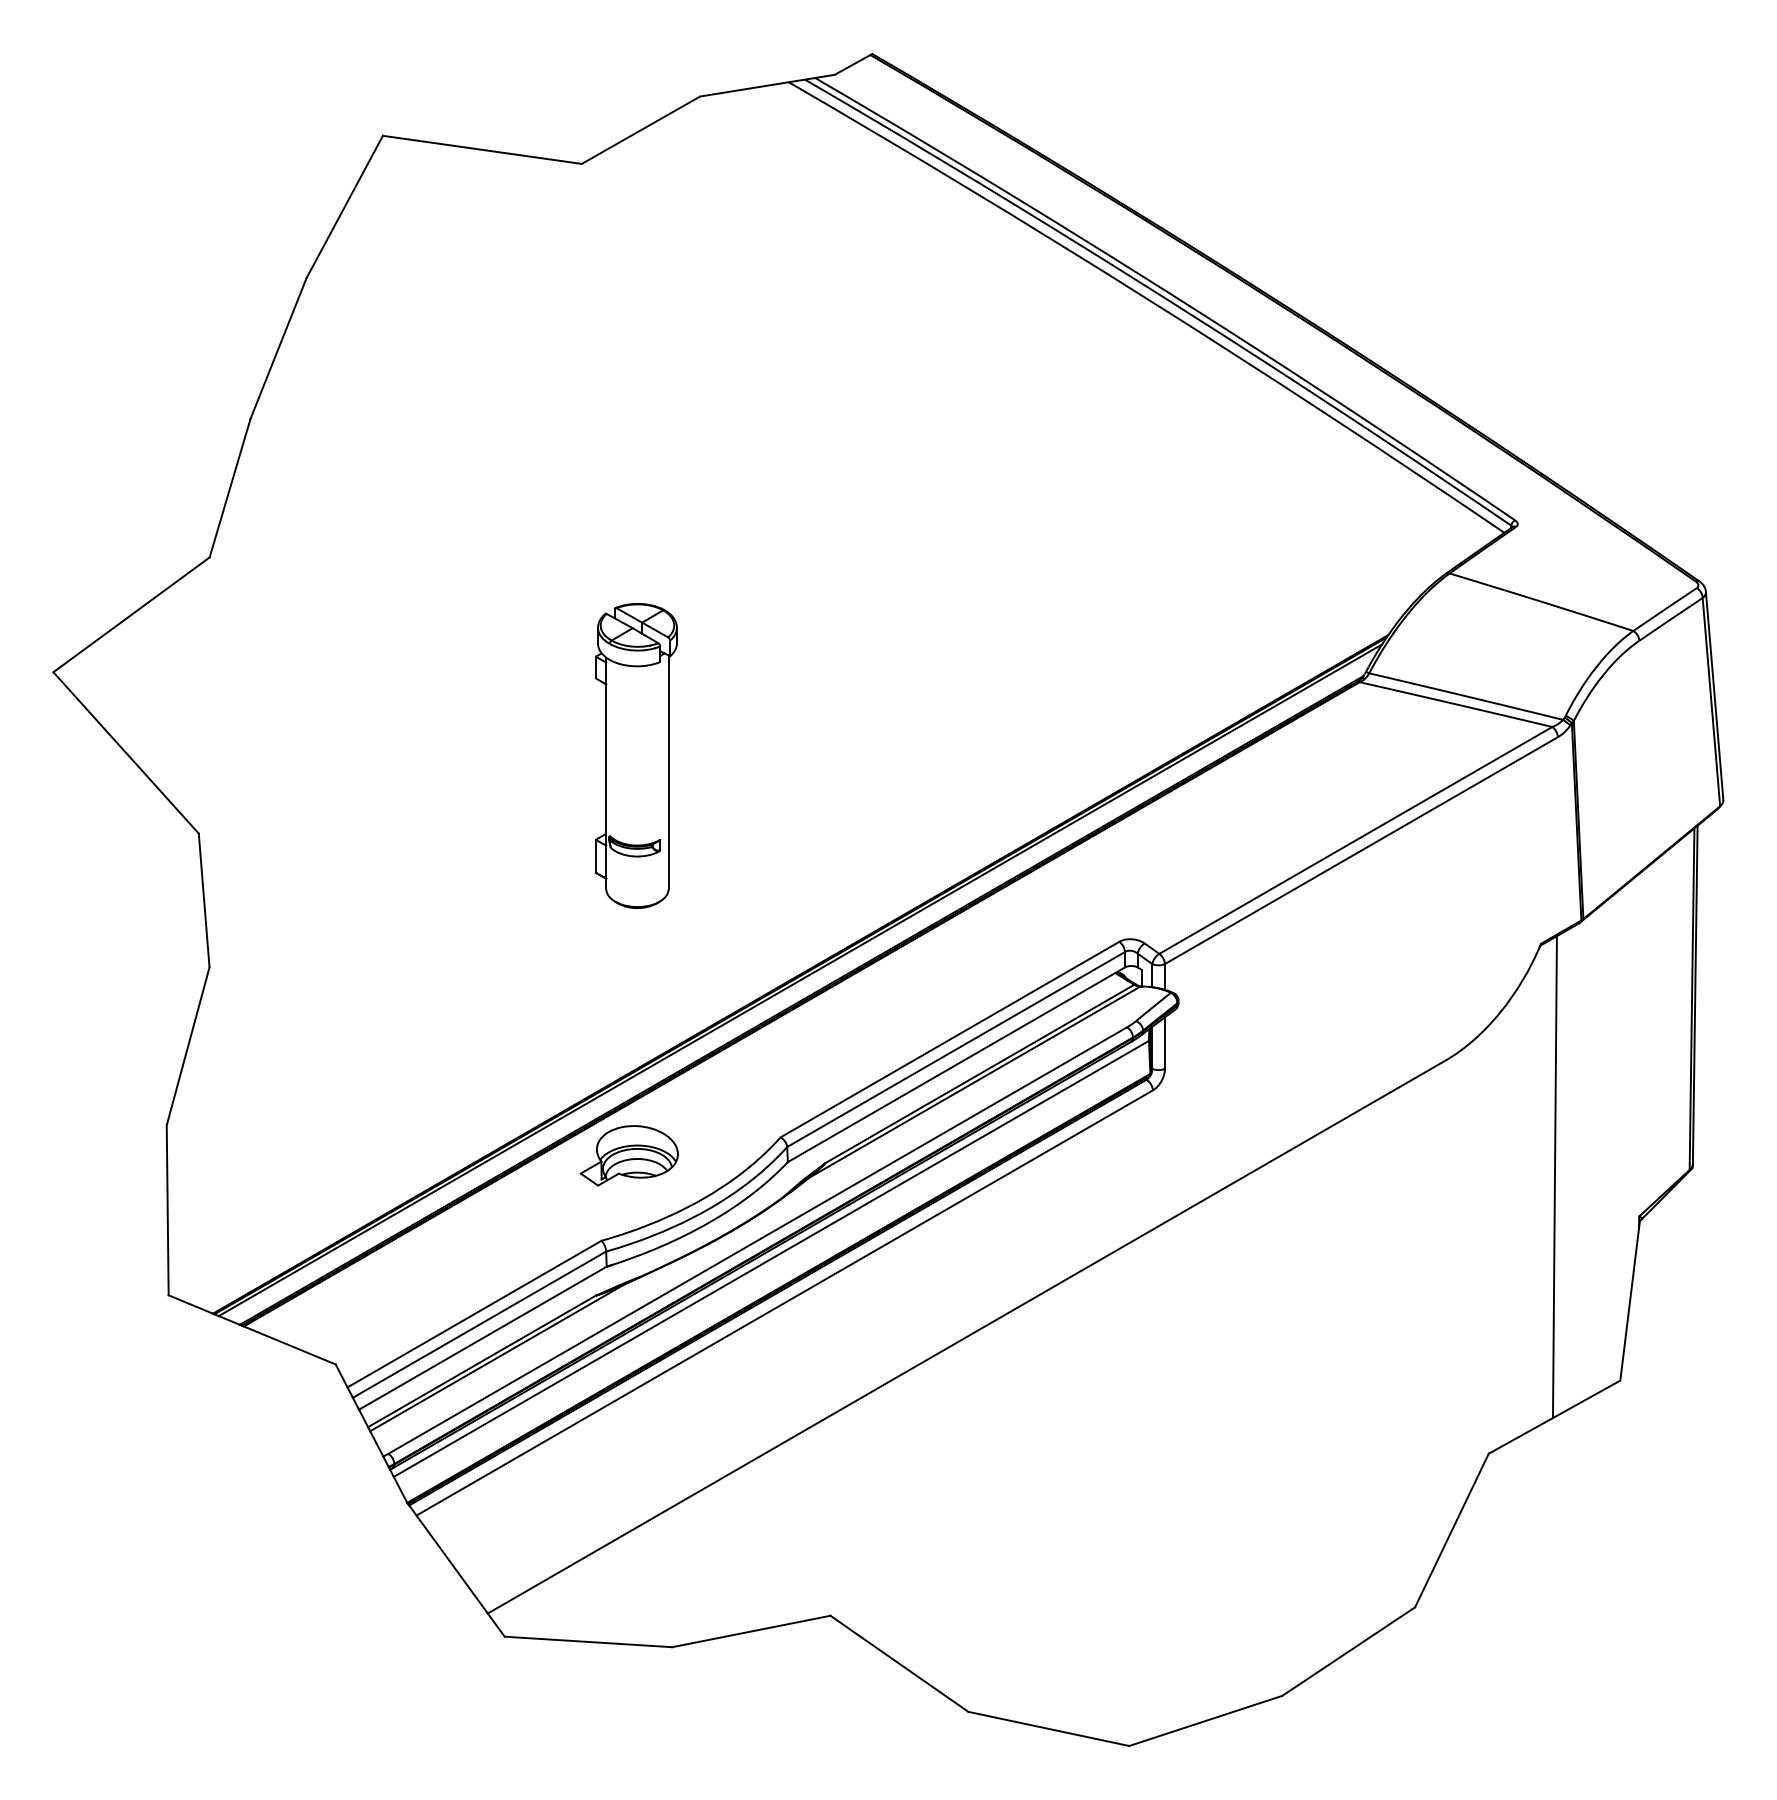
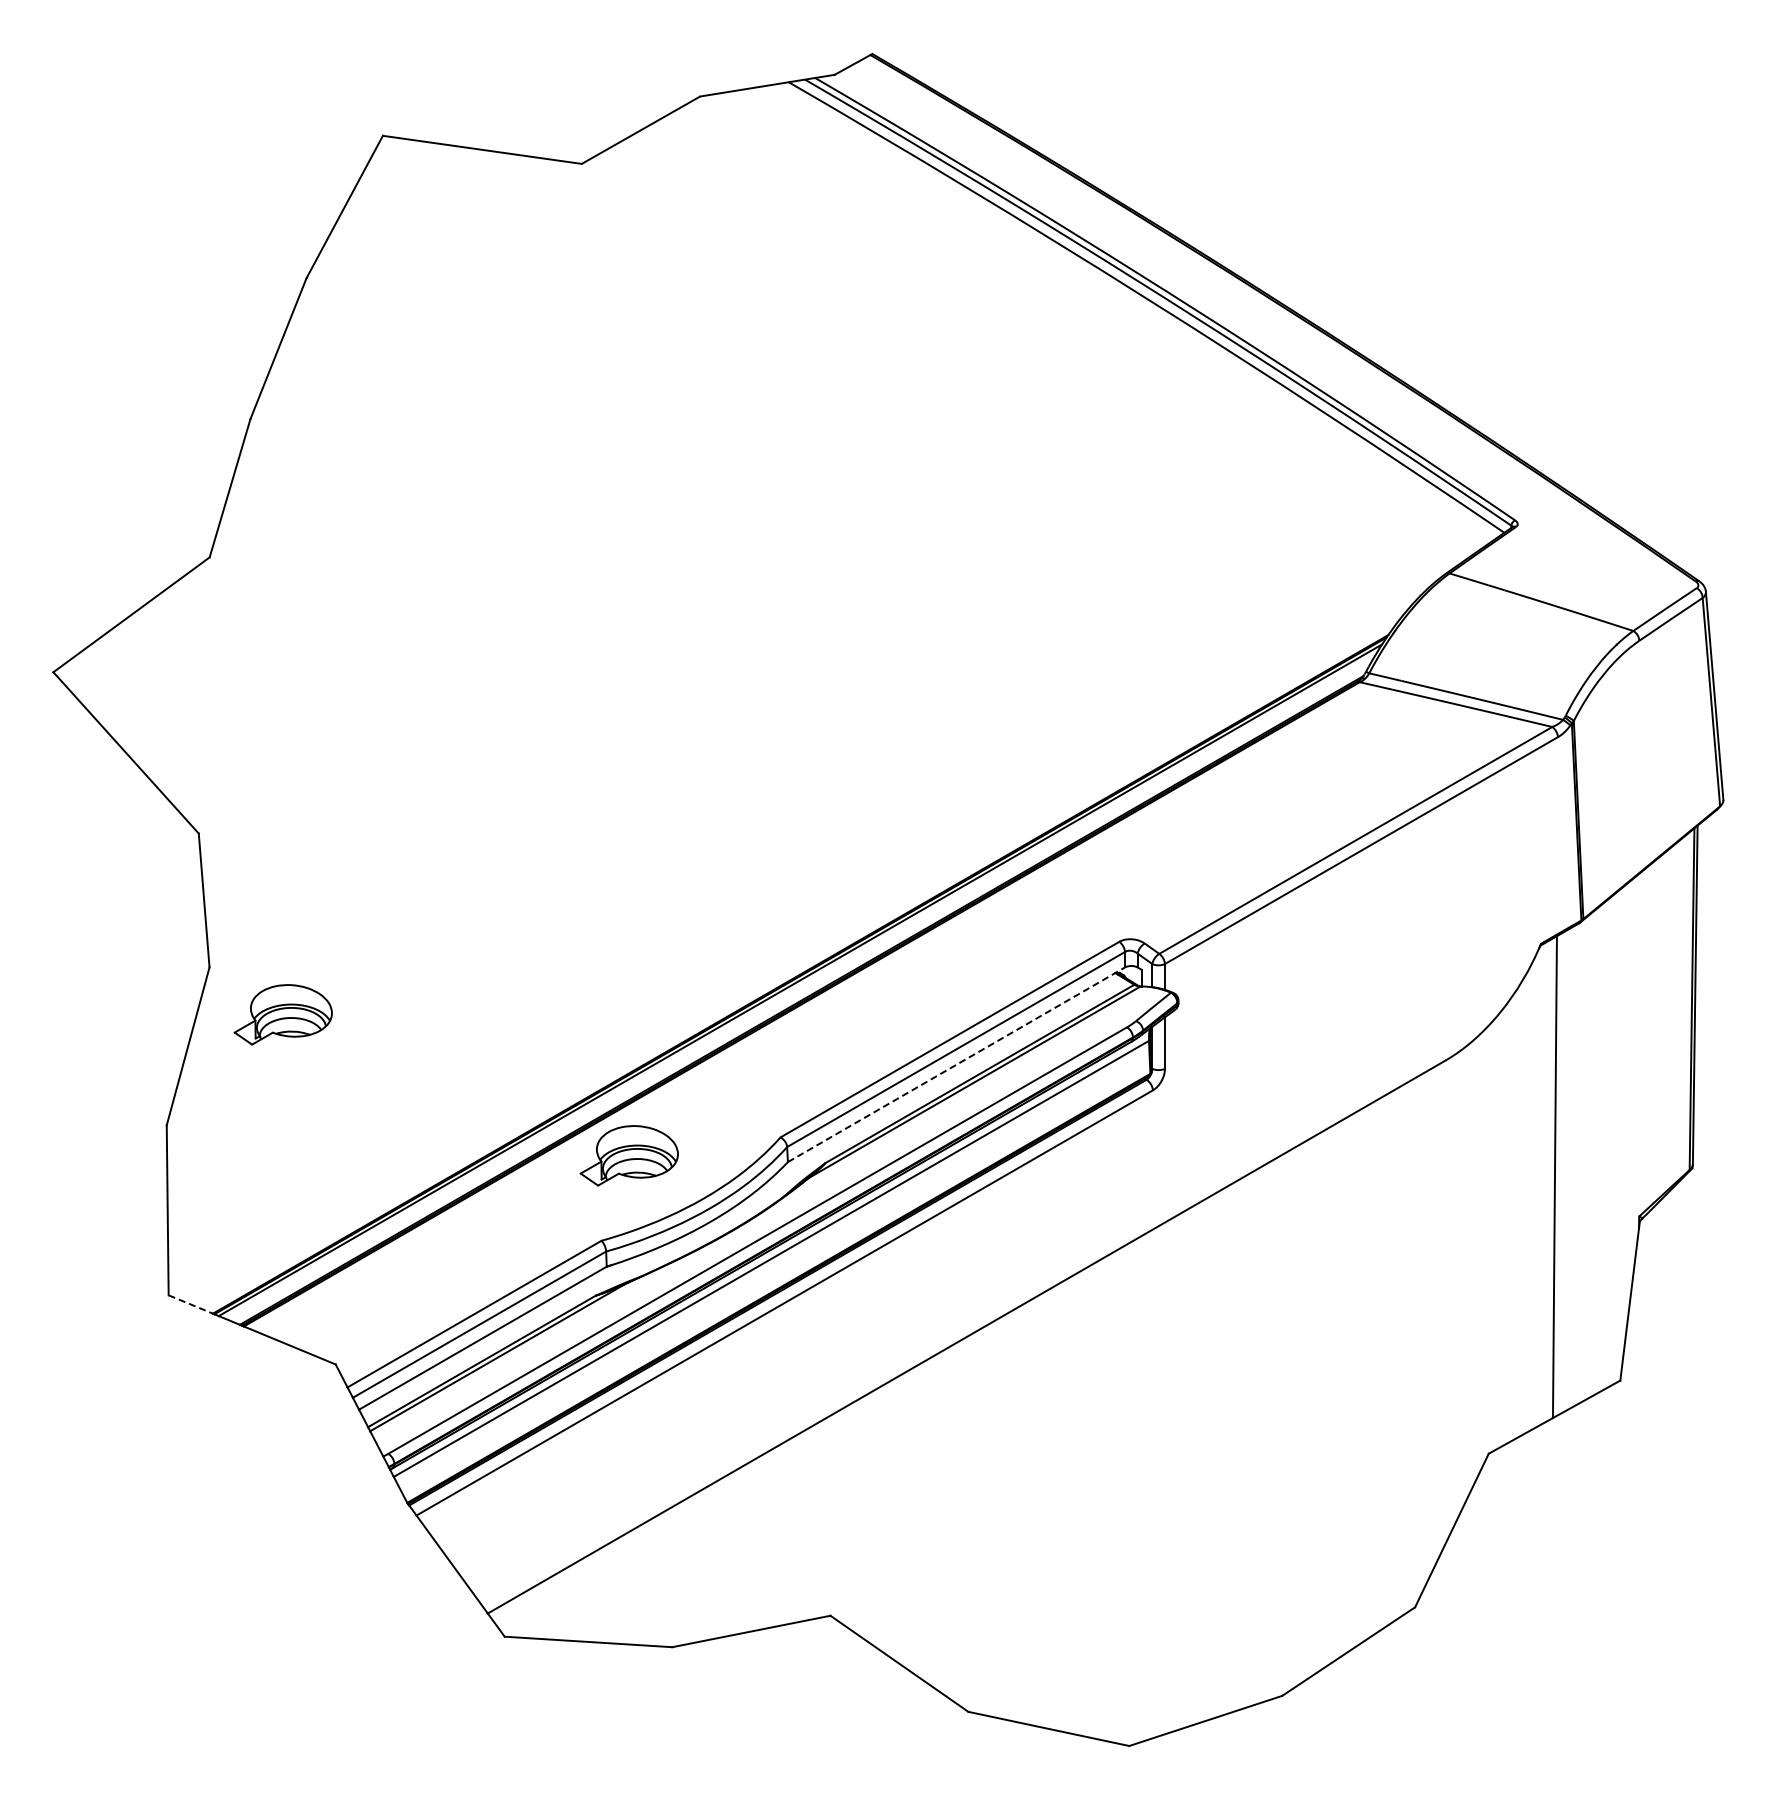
part: present -> none (635, 755)
part: none -> present (282, 1014)
line: solid -> dashed (956, 1064)
line: solid -> dashed (190, 1304)
